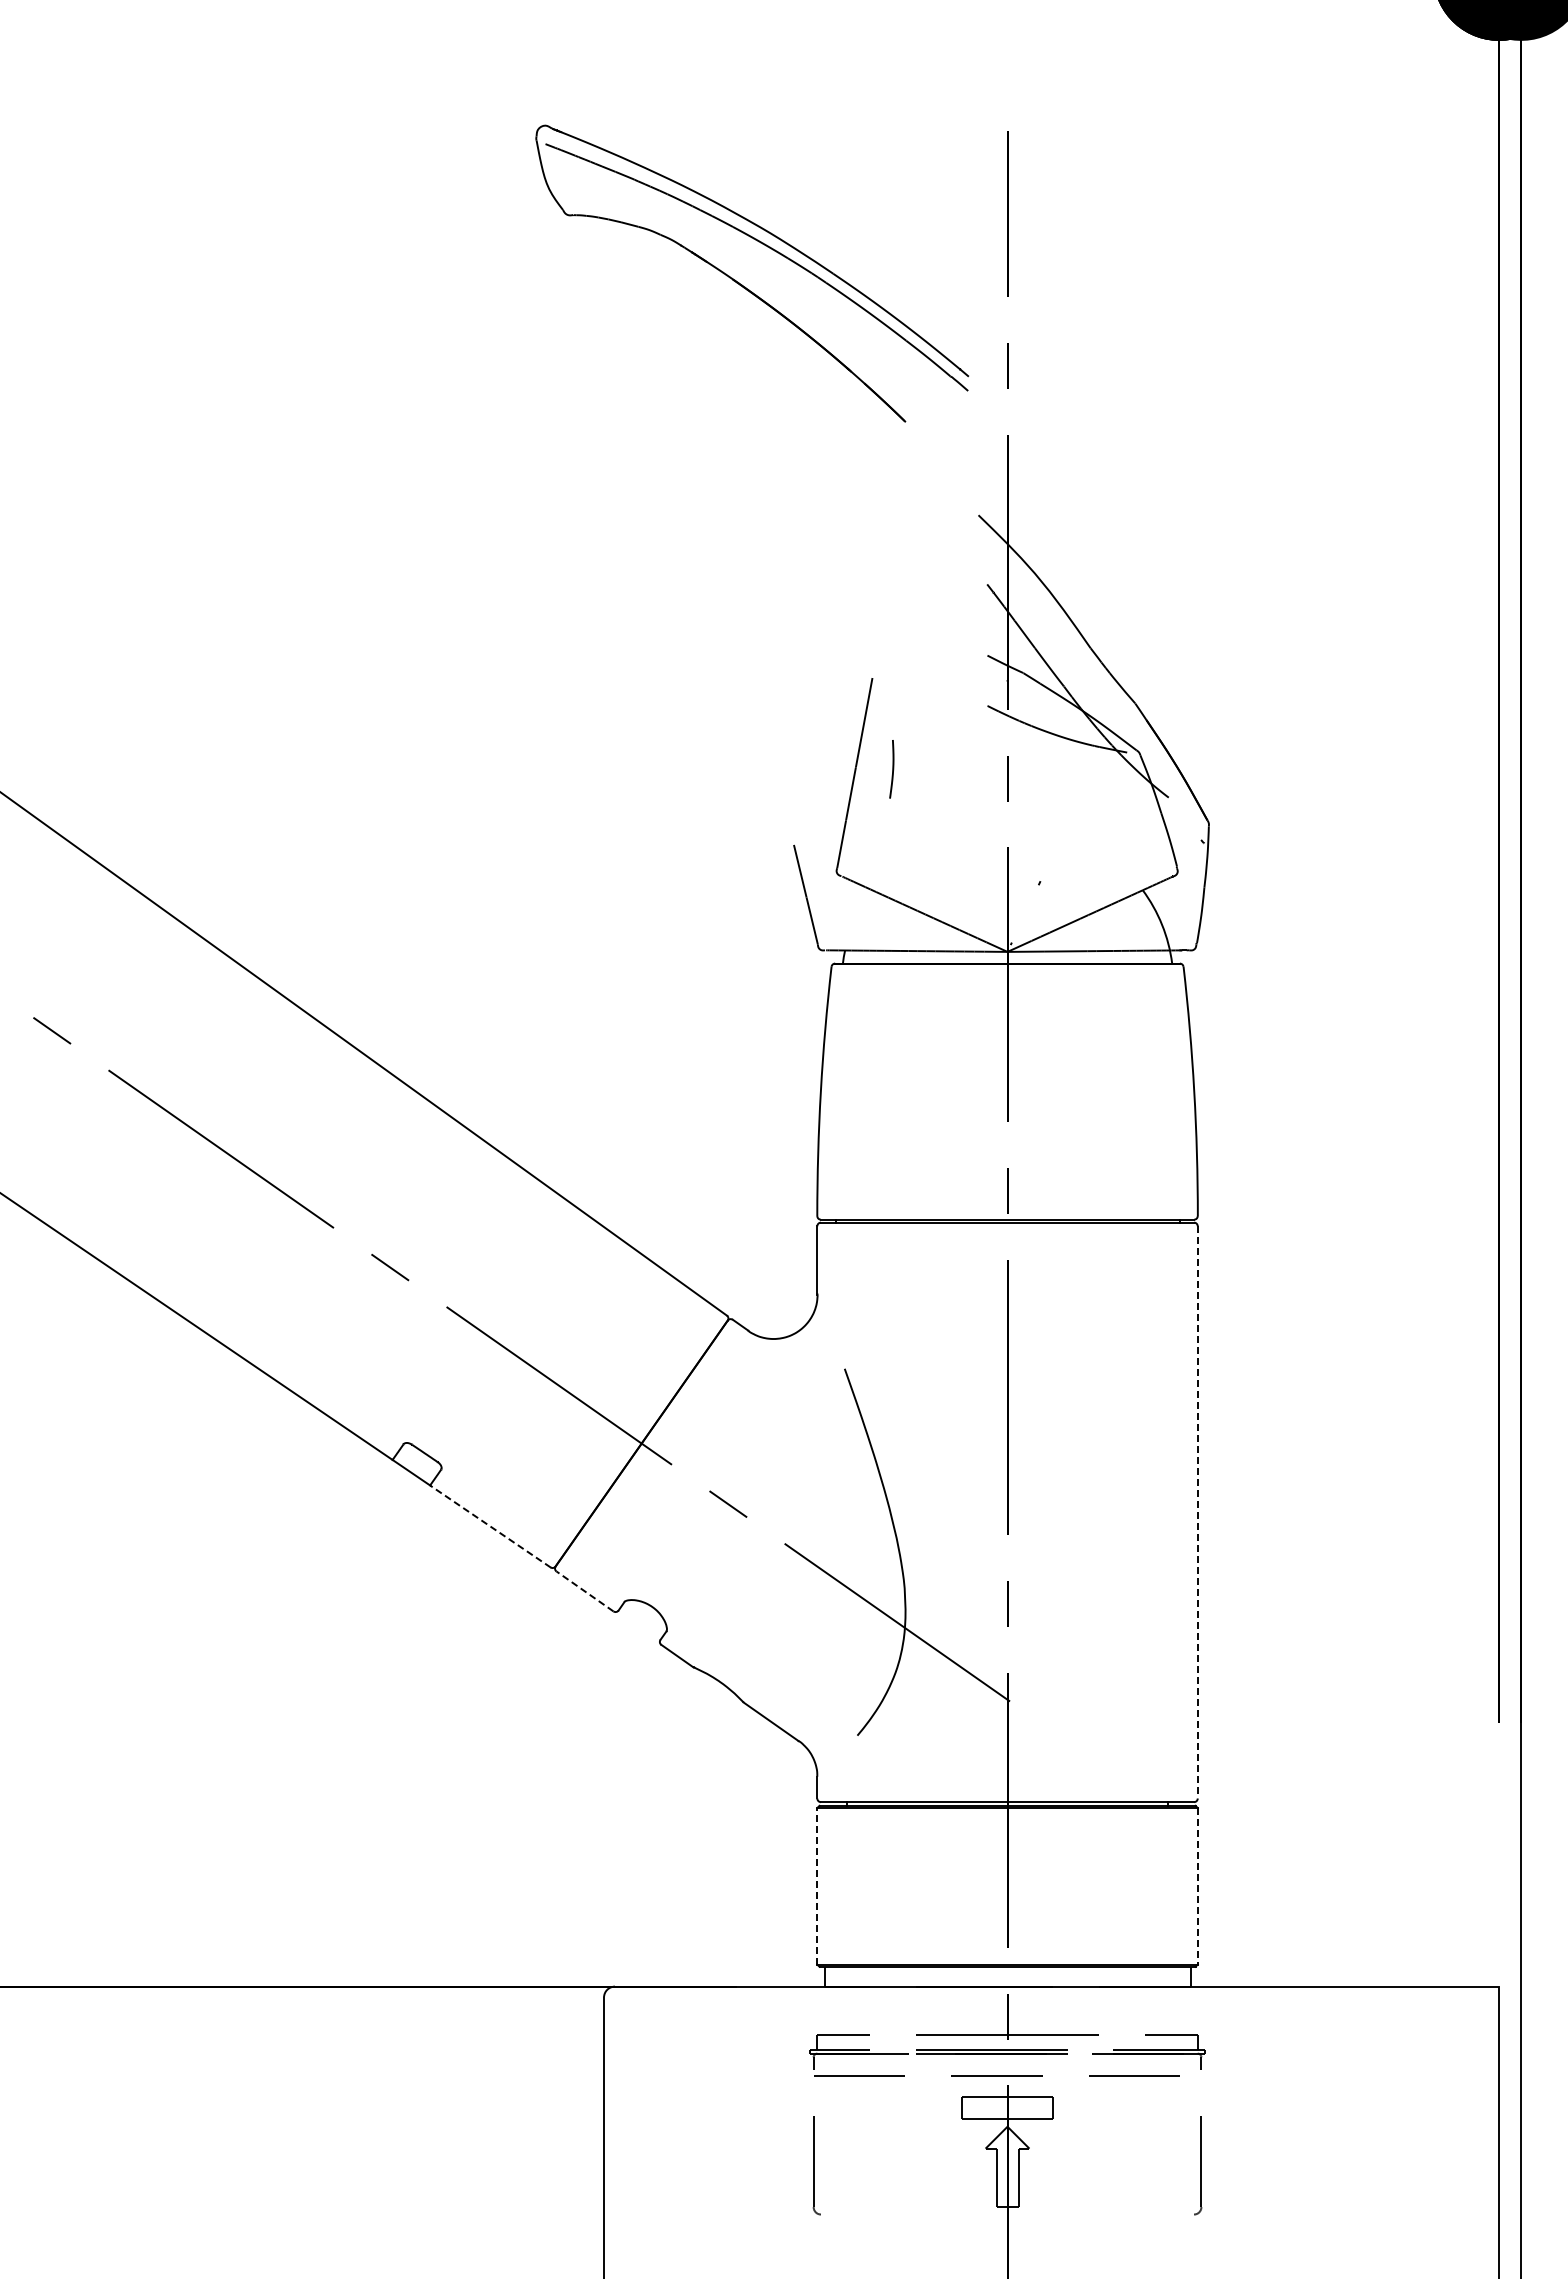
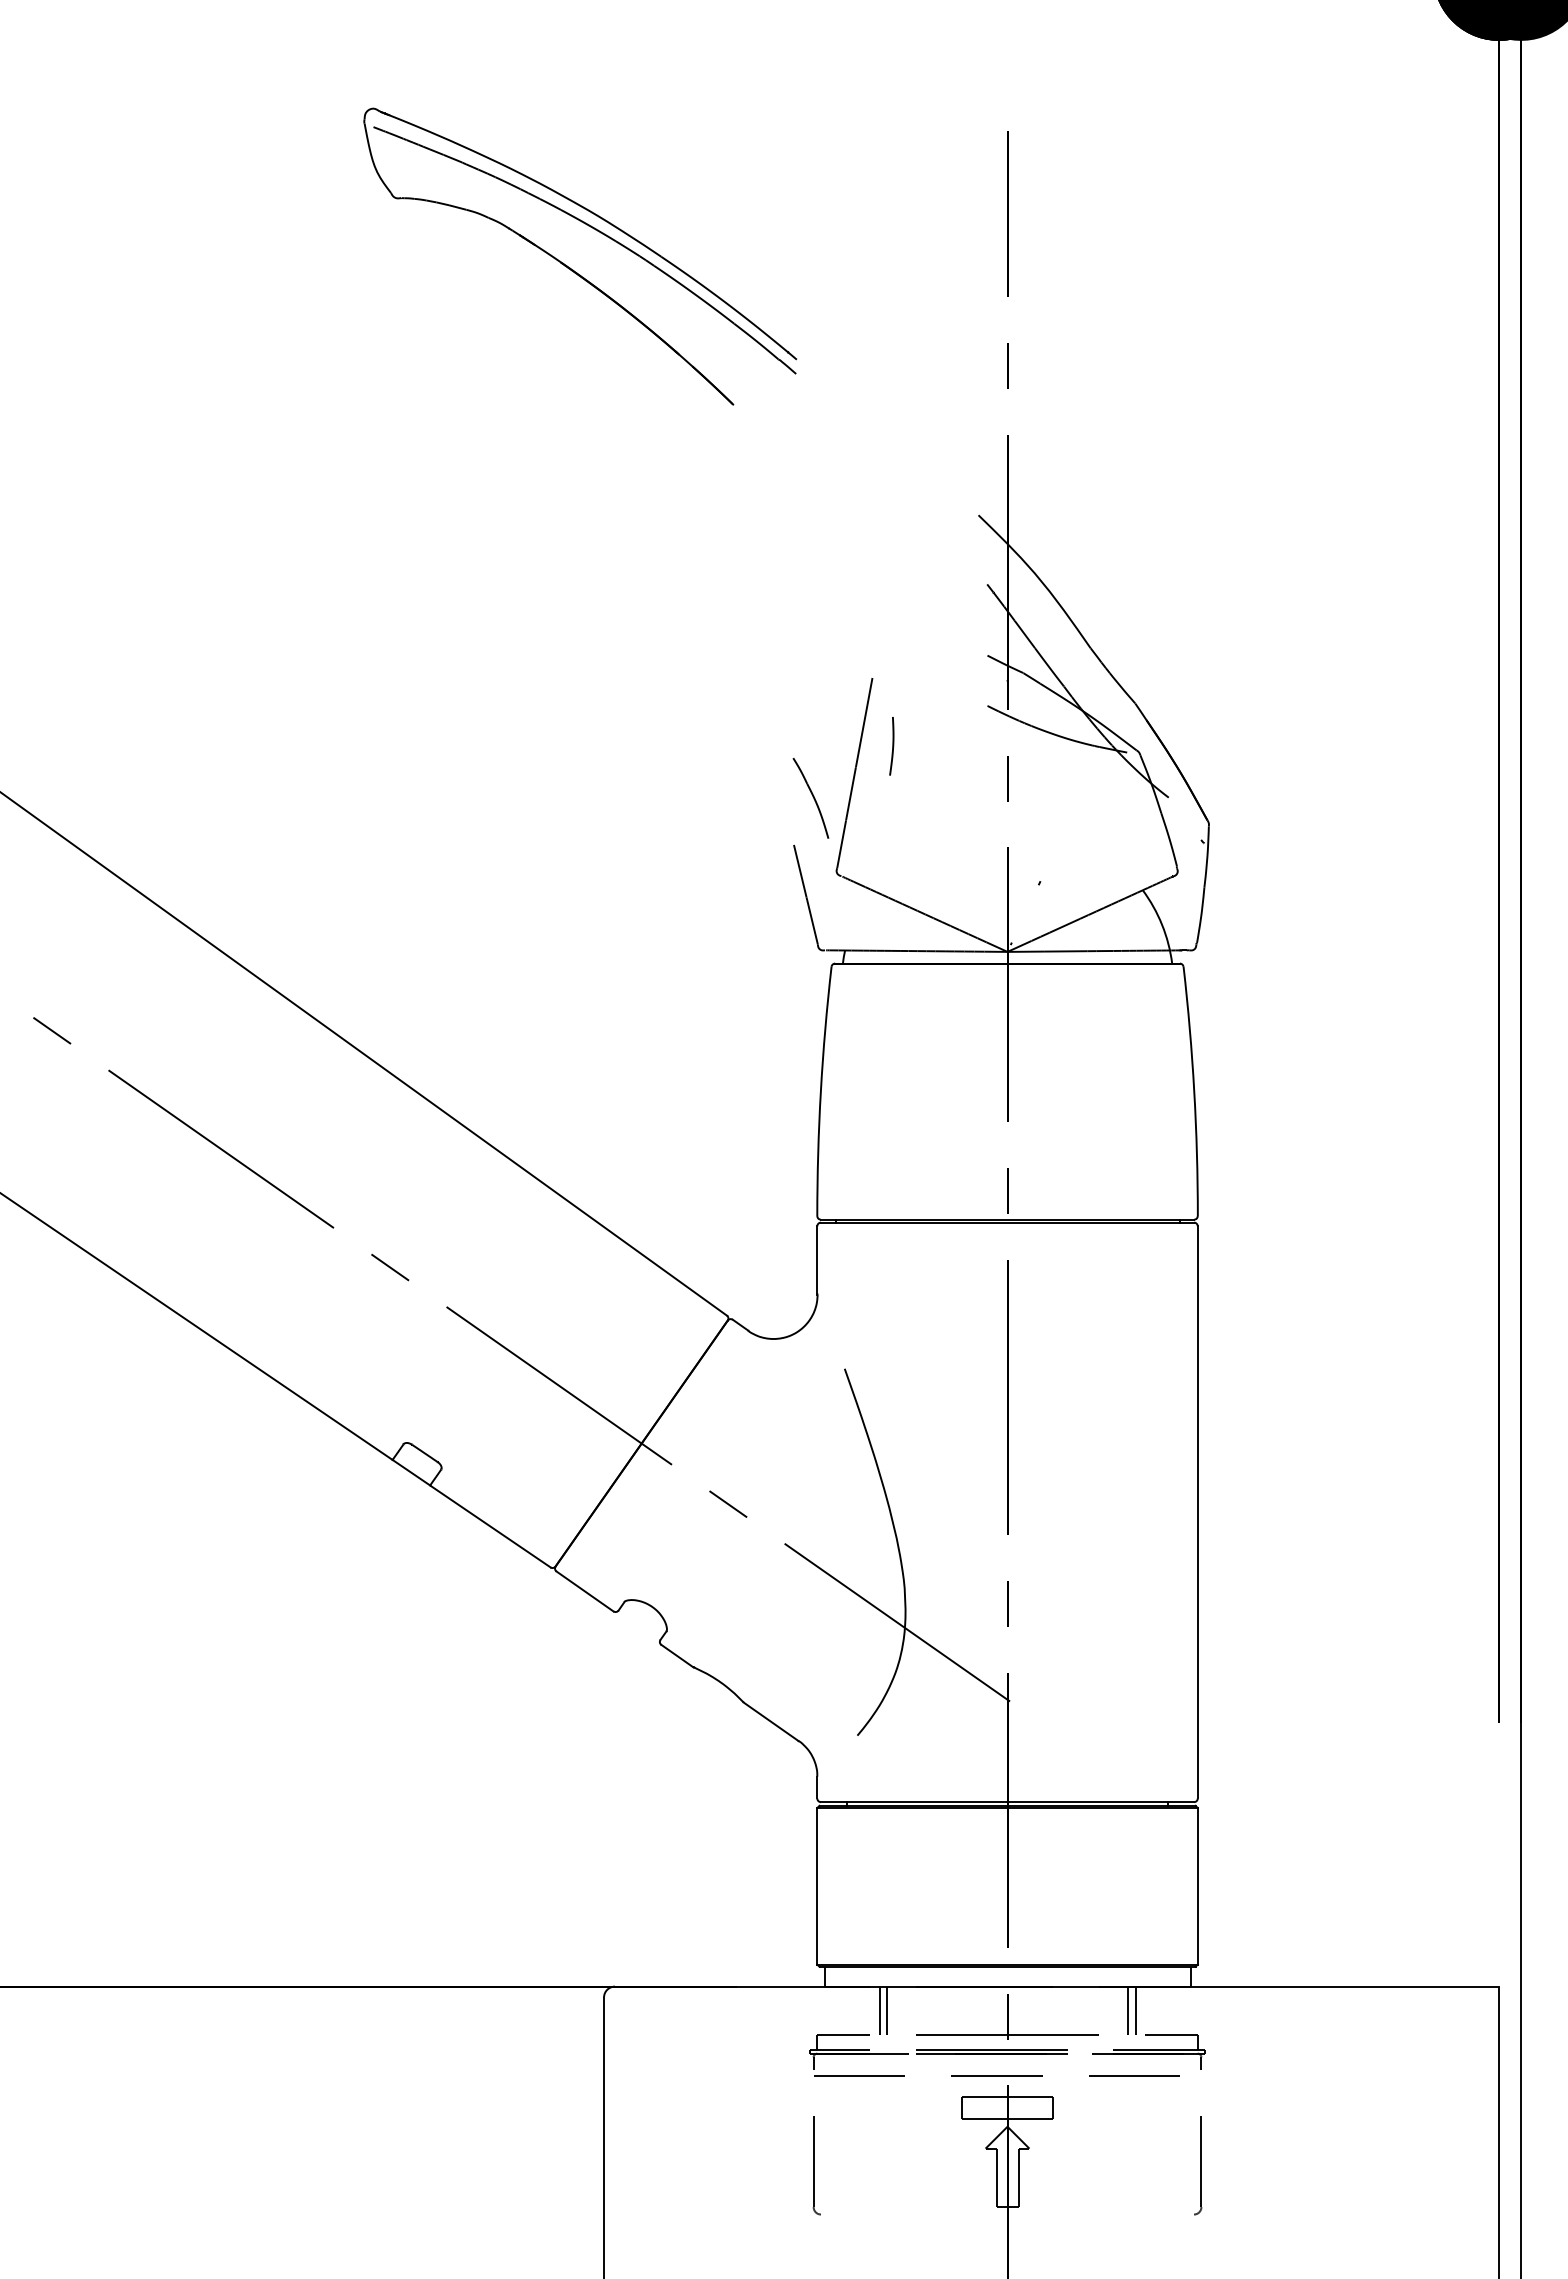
part position: (742, 284) -> (570, 267) (570, 267)
curve position: (892, 769) -> (892, 746) (892, 746)
part: none -> present (810, 798)
line: dashed -> solid (1197, 1512)
line: dashed -> solid (490, 1526)
line: dashed -> solid (585, 1591)
line: dashed -> solid (817, 1885)
line: dashed -> solid (1197, 1886)
line: none -> present (879, 2010)
line: none -> present (886, 2010)
line: none -> present (1128, 2010)
line: none -> present (1135, 2010)
